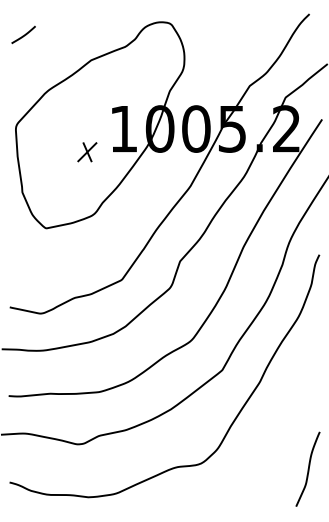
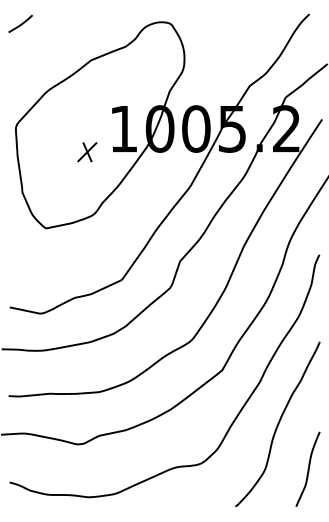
curve position: (24, 34) -> (21, 23) (21, 23)
curve: none -> present (277, 423)
